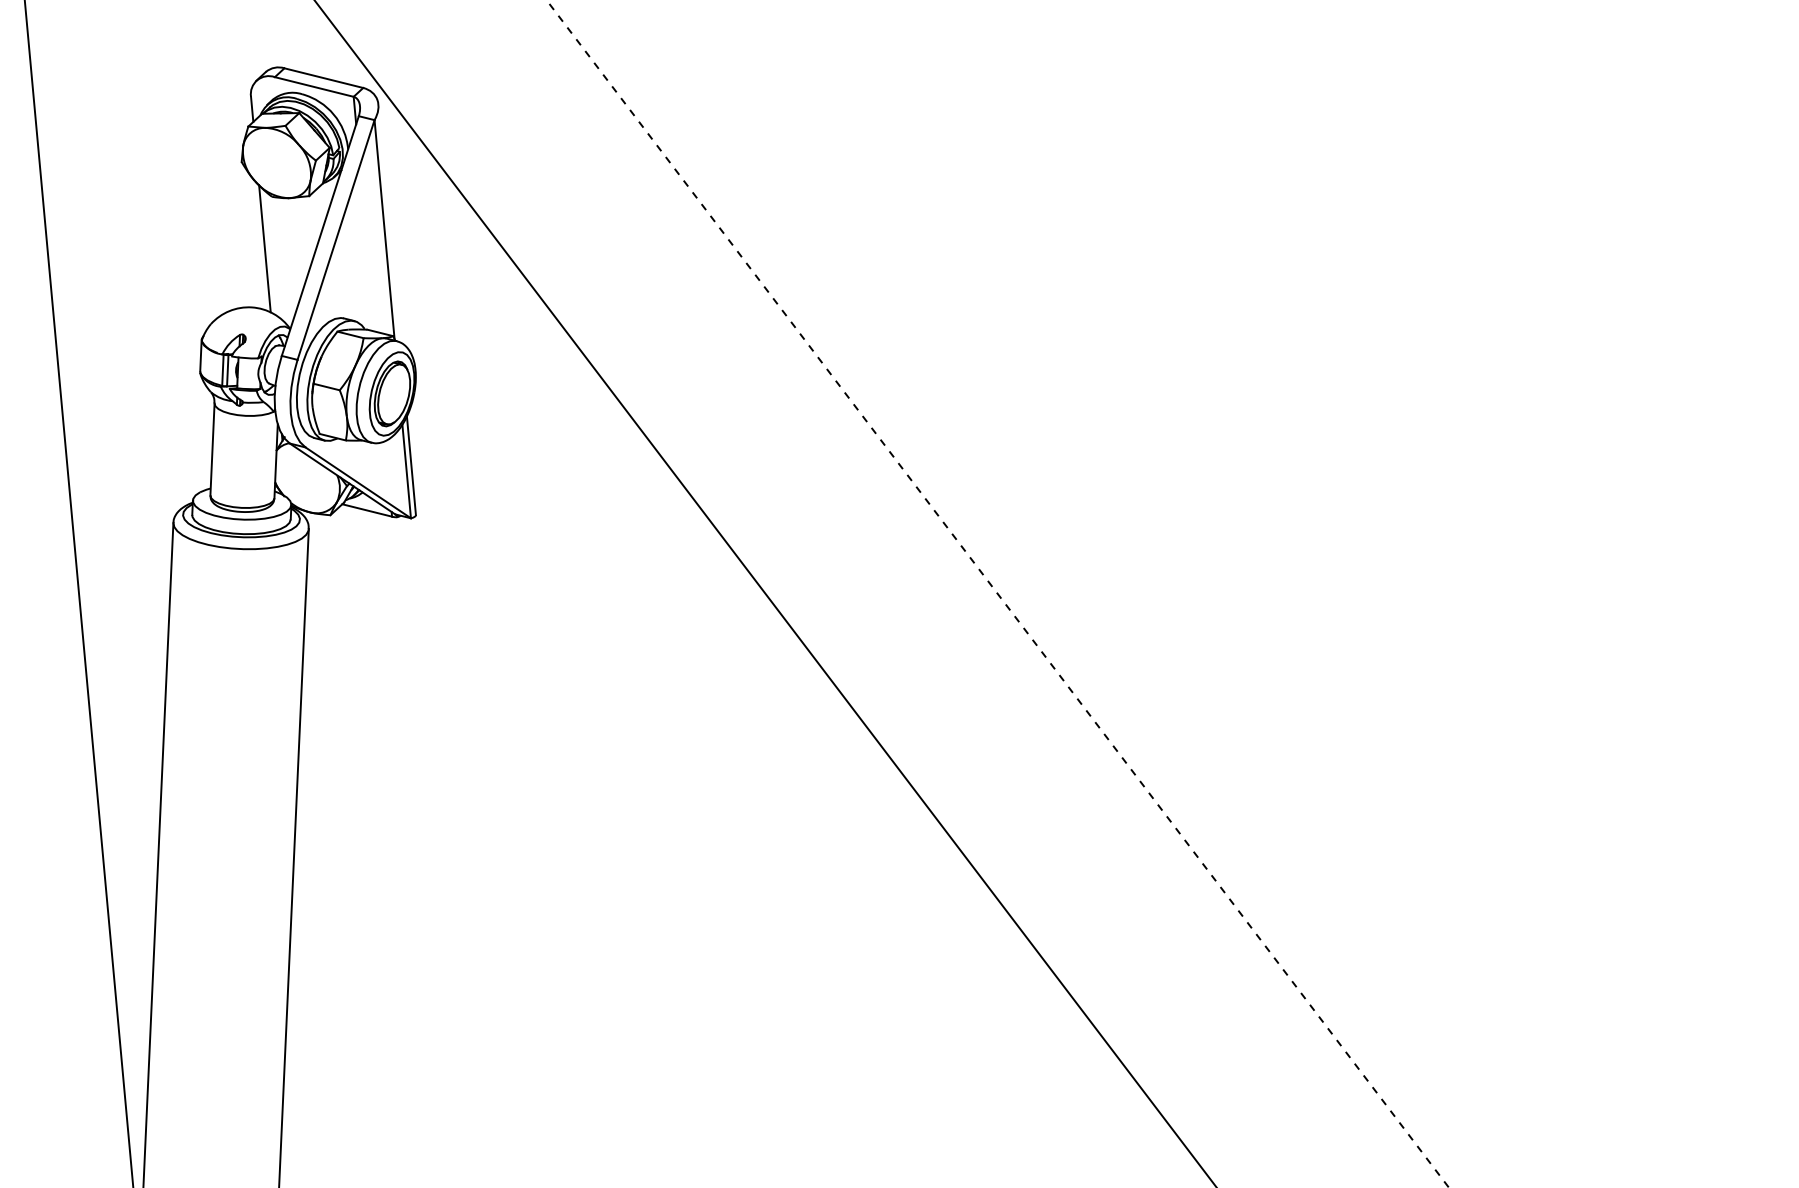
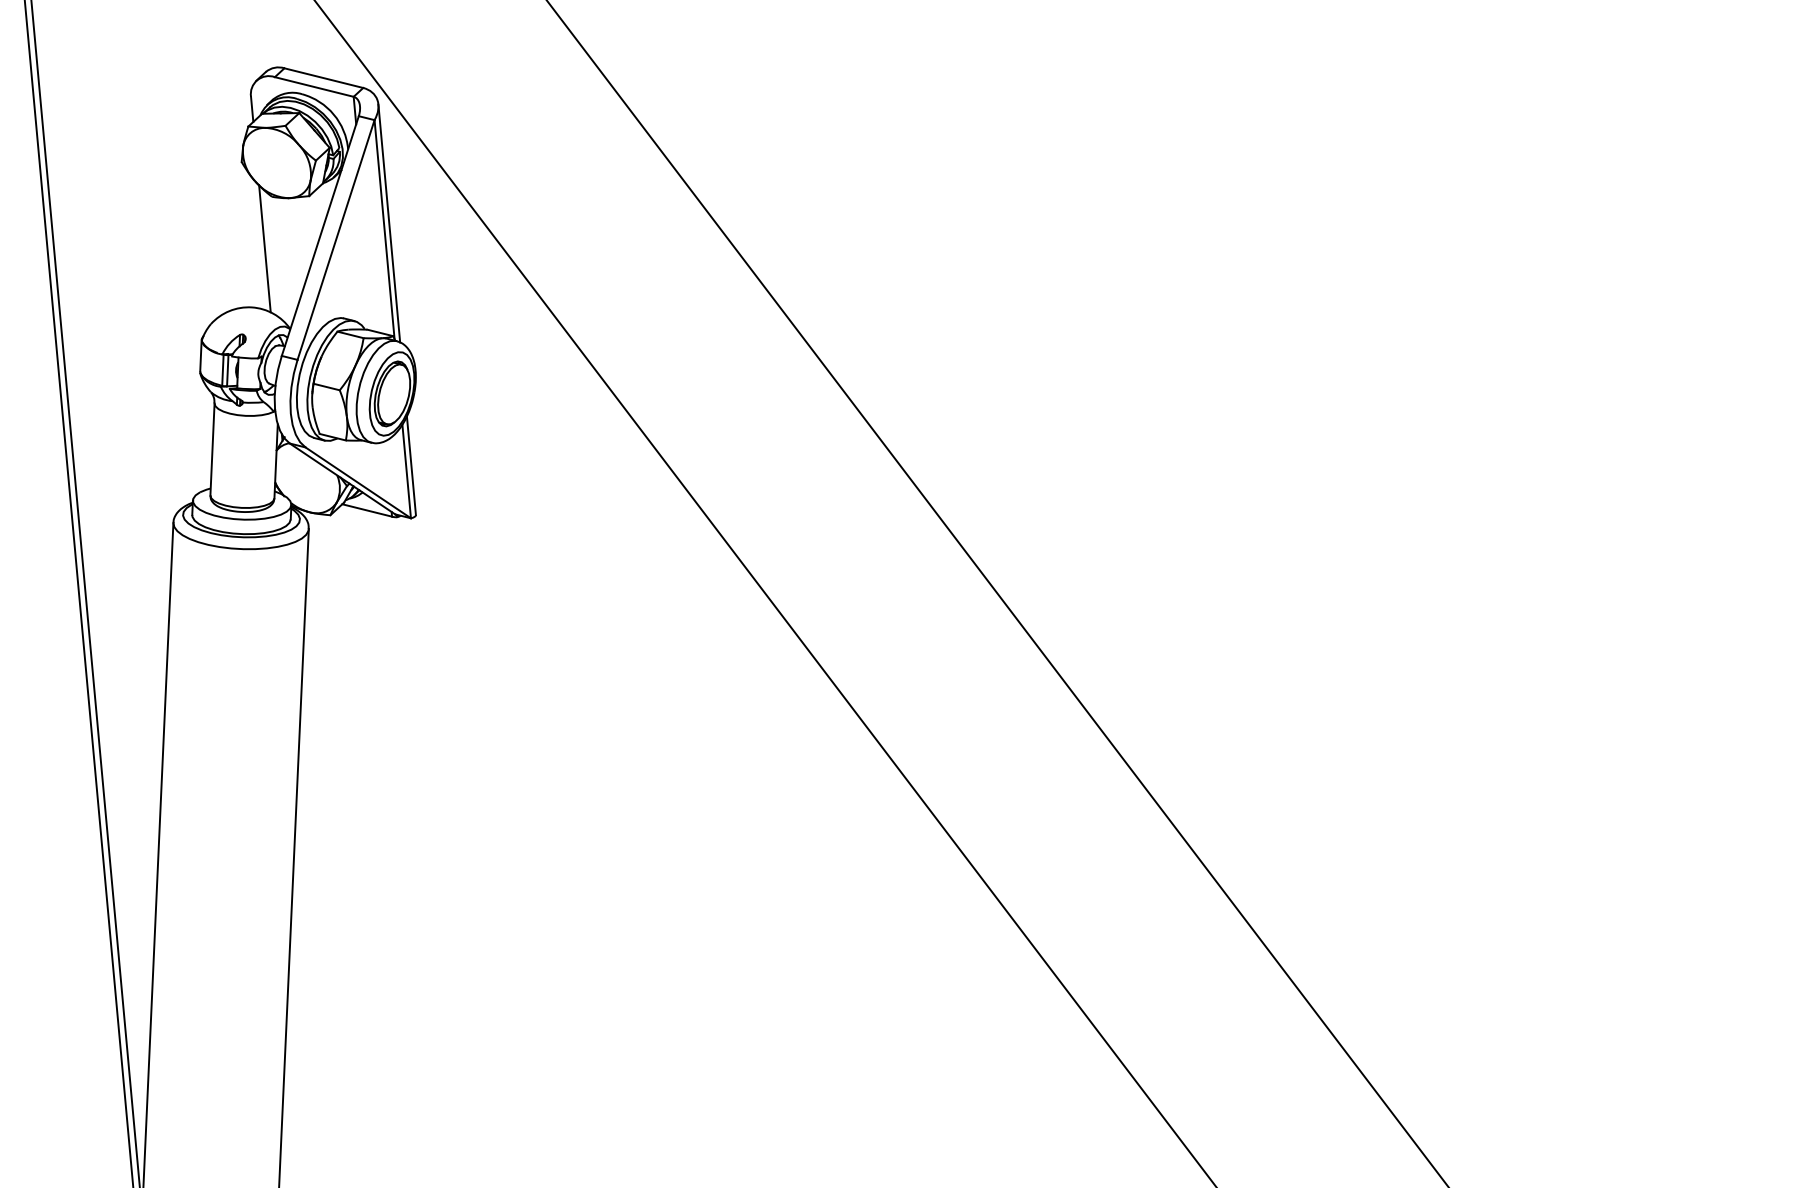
line: none -> present (389, 223)
line: none -> present (85, 593)
line: dashed -> solid (997, 594)
